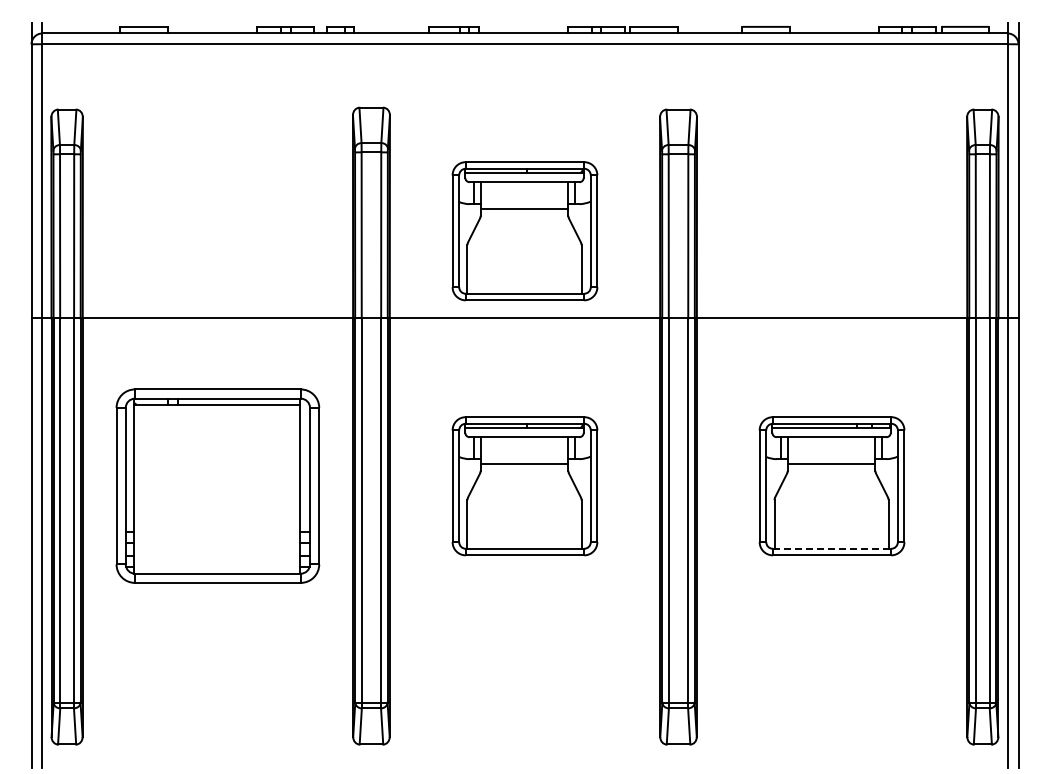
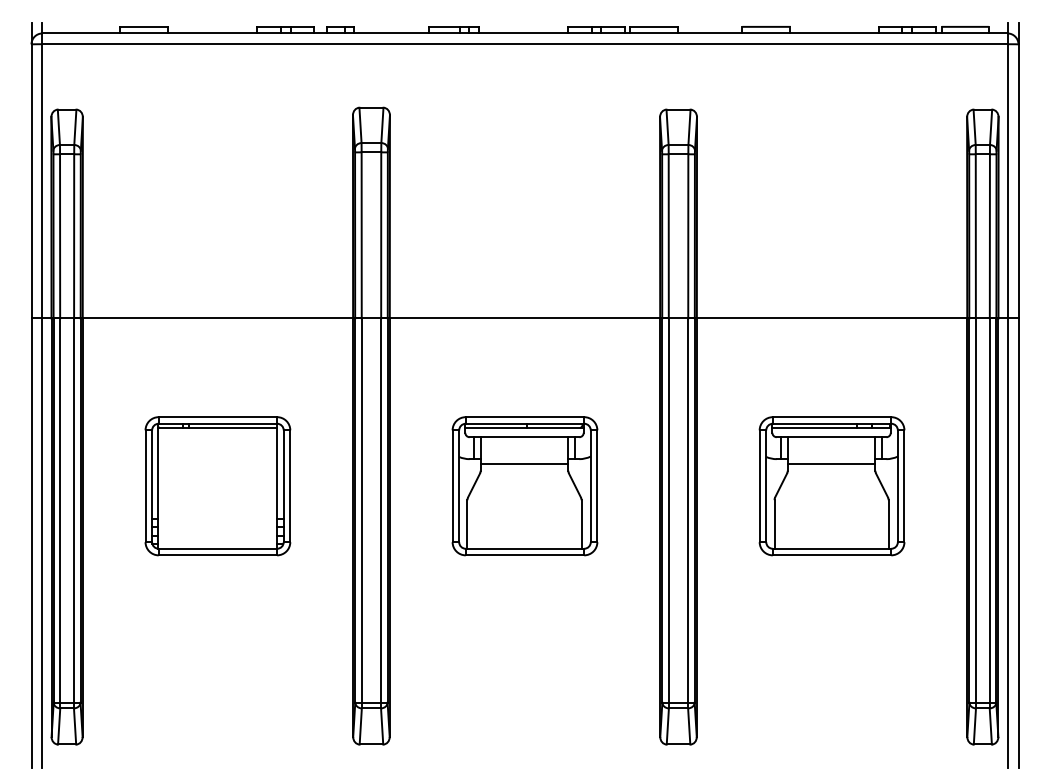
part: present -> none (524, 231)
part size: 206x196 px -> 148x141 px (217, 486)
line: dashed -> solid (832, 548)
